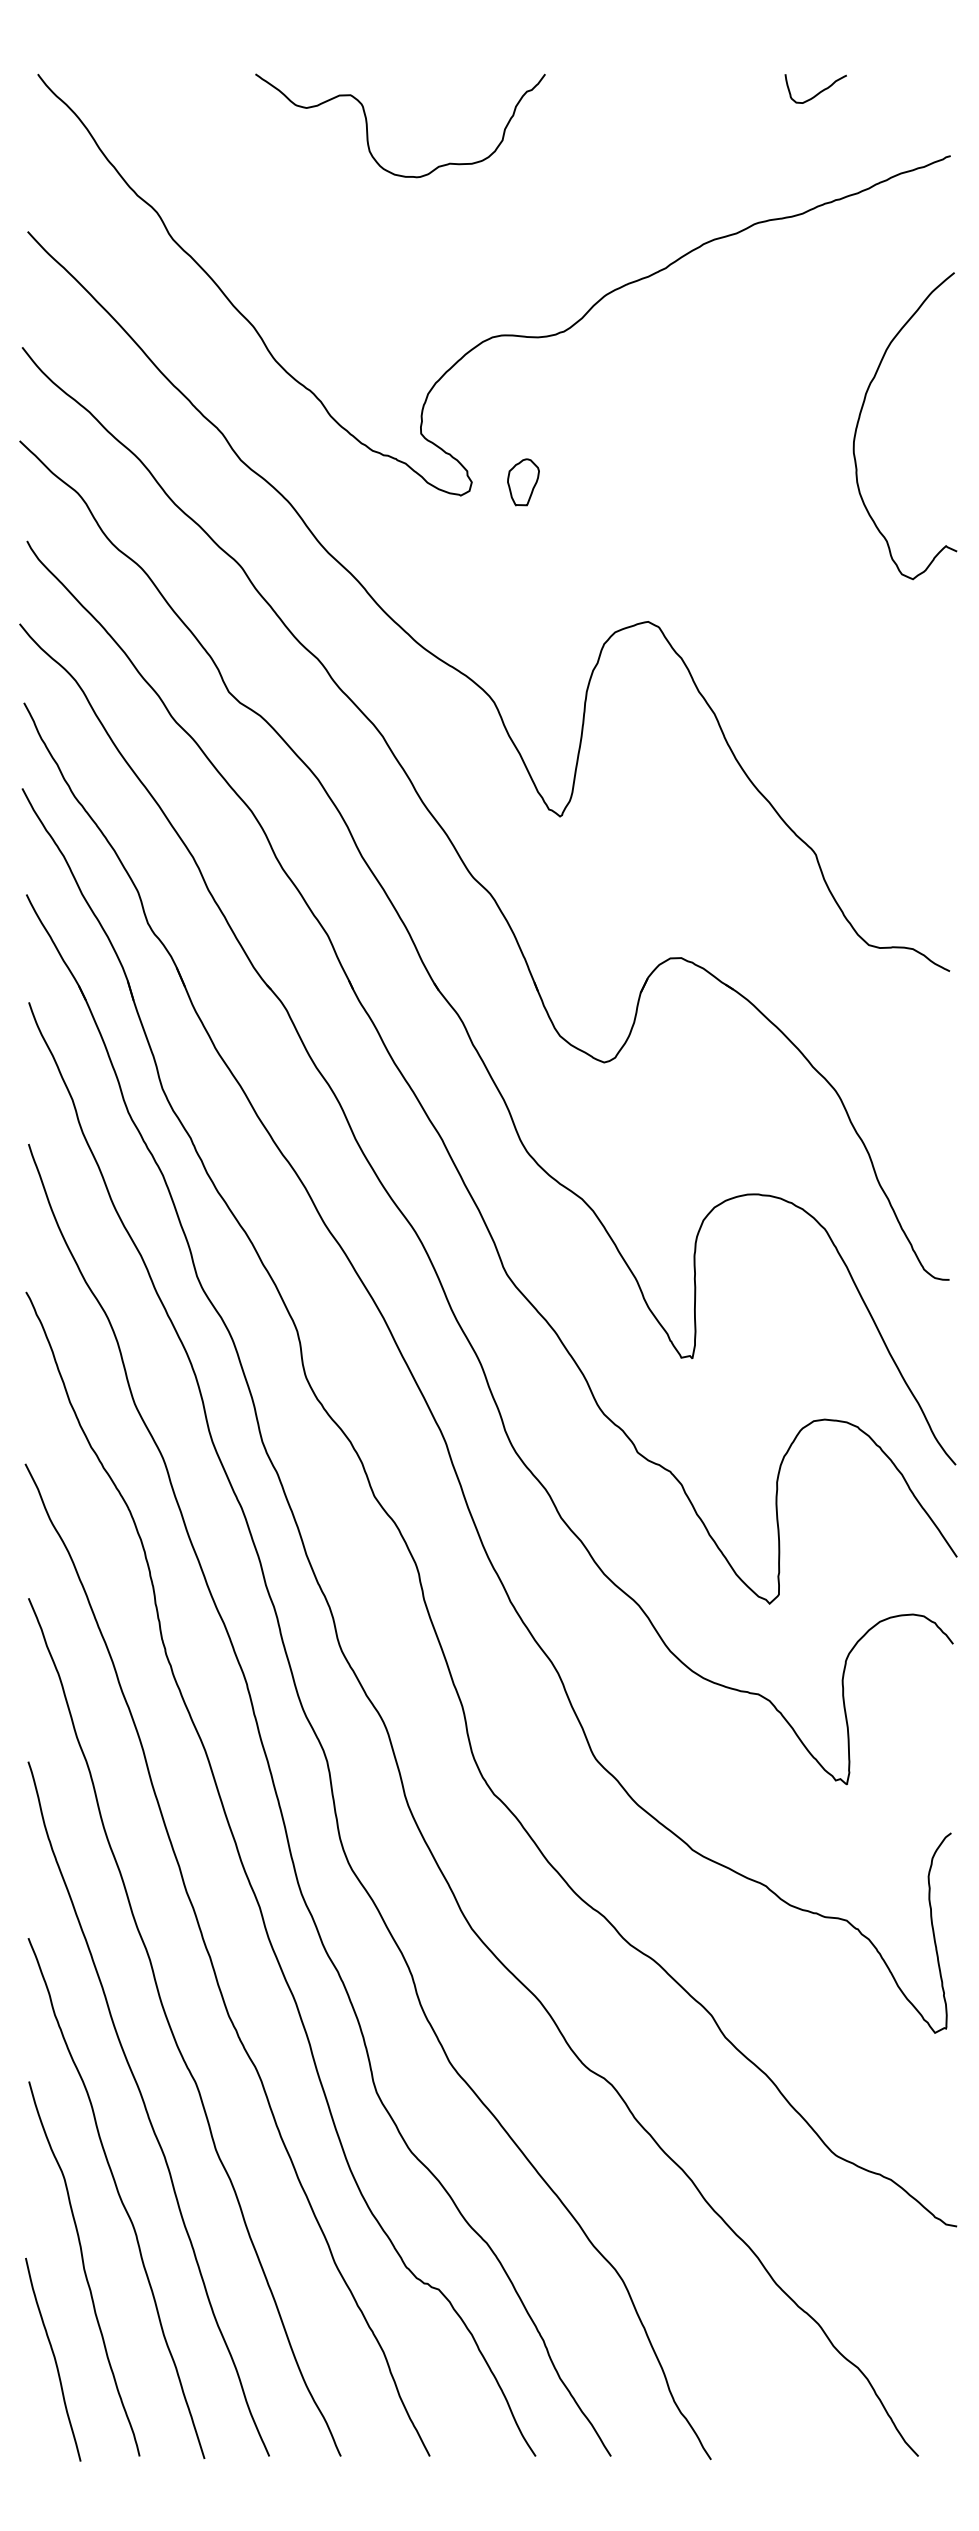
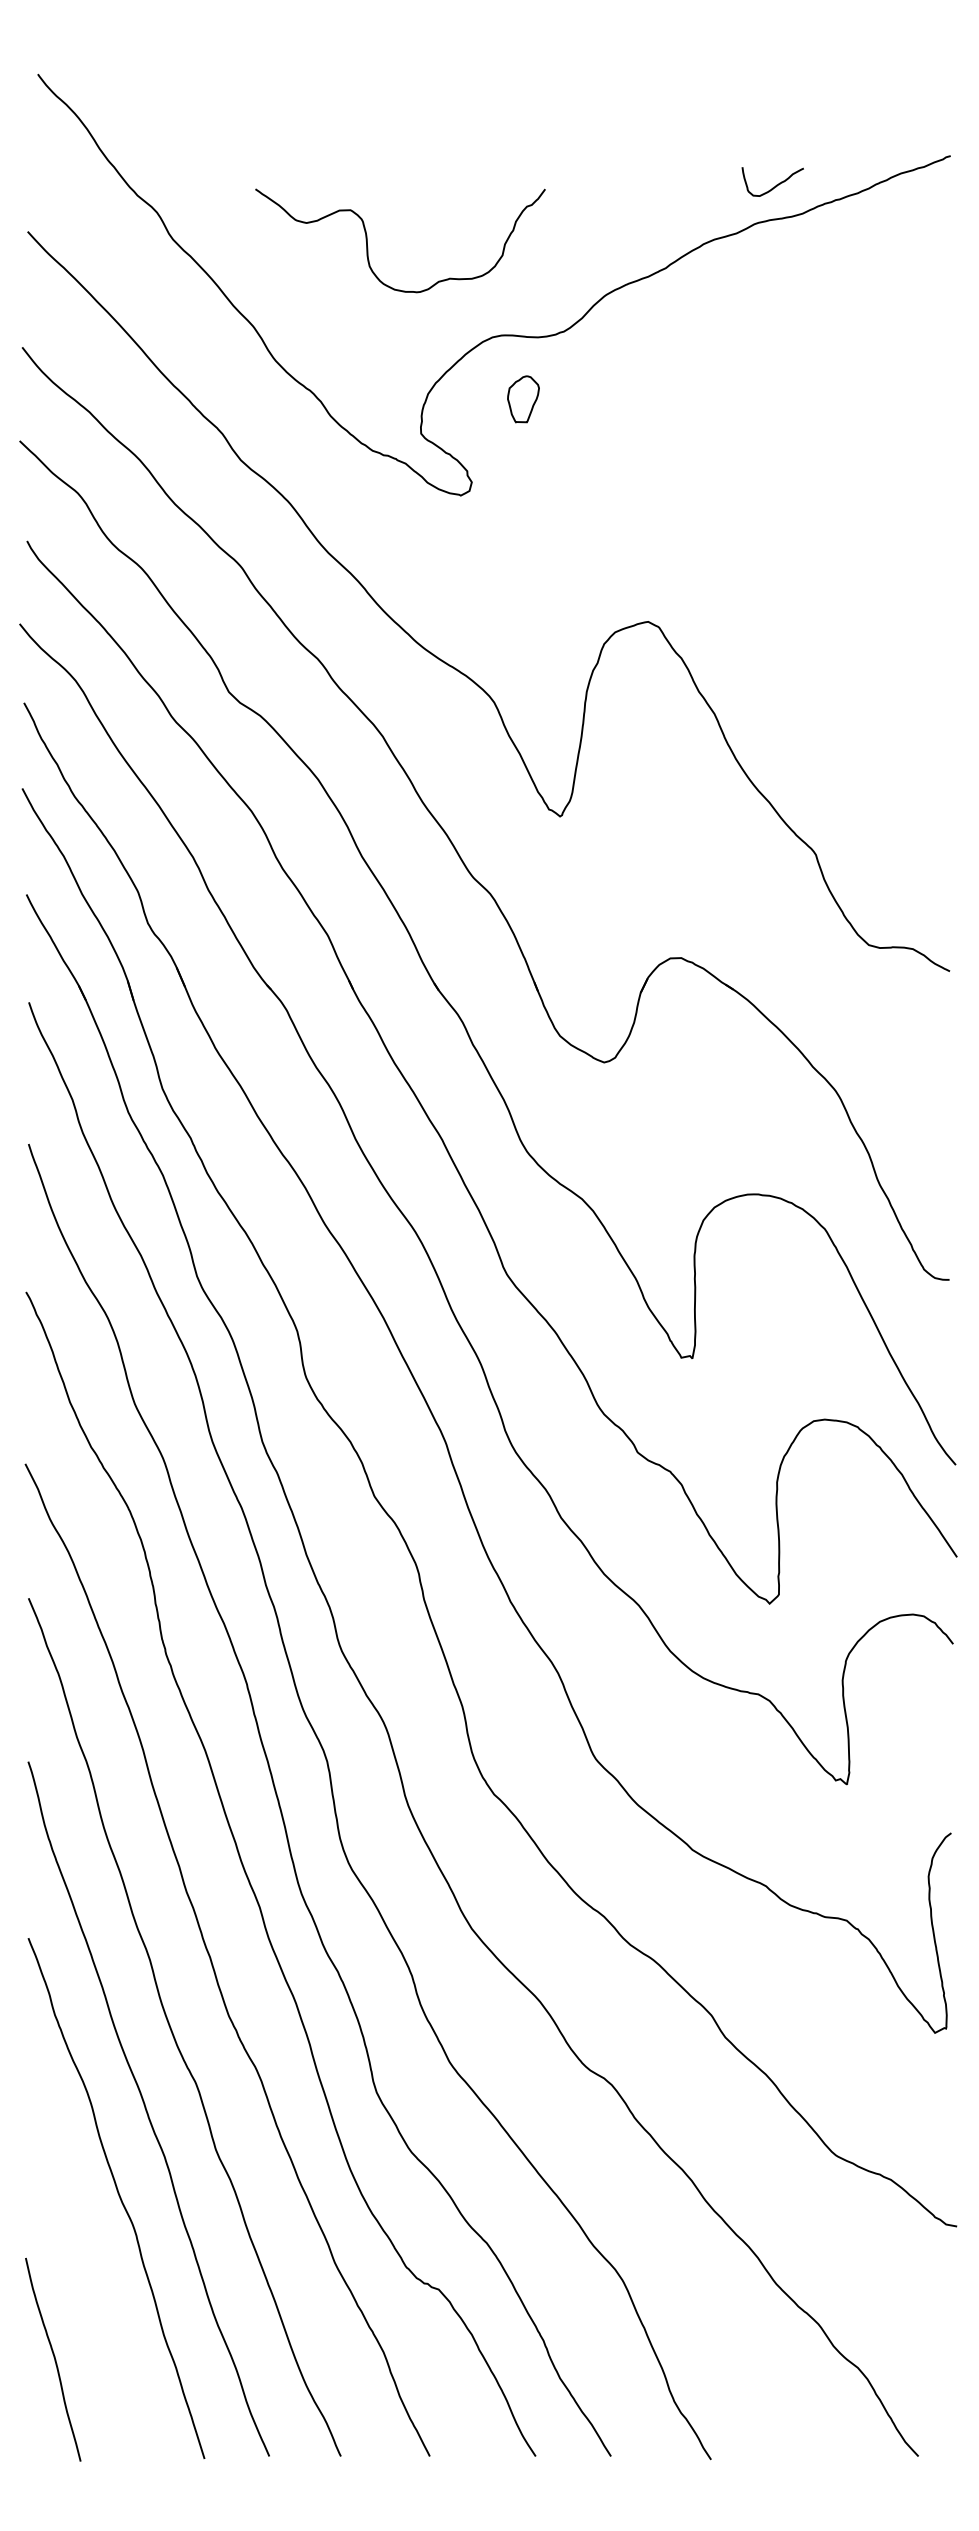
curve position: (819, 91) -> (776, 184) (776, 184)
curve position: (368, 132) -> (368, 247) (368, 247)
curve: present -> none (860, 417)
part position: (523, 482) -> (523, 399) (523, 399)
curve: present -> none (84, 2268)
